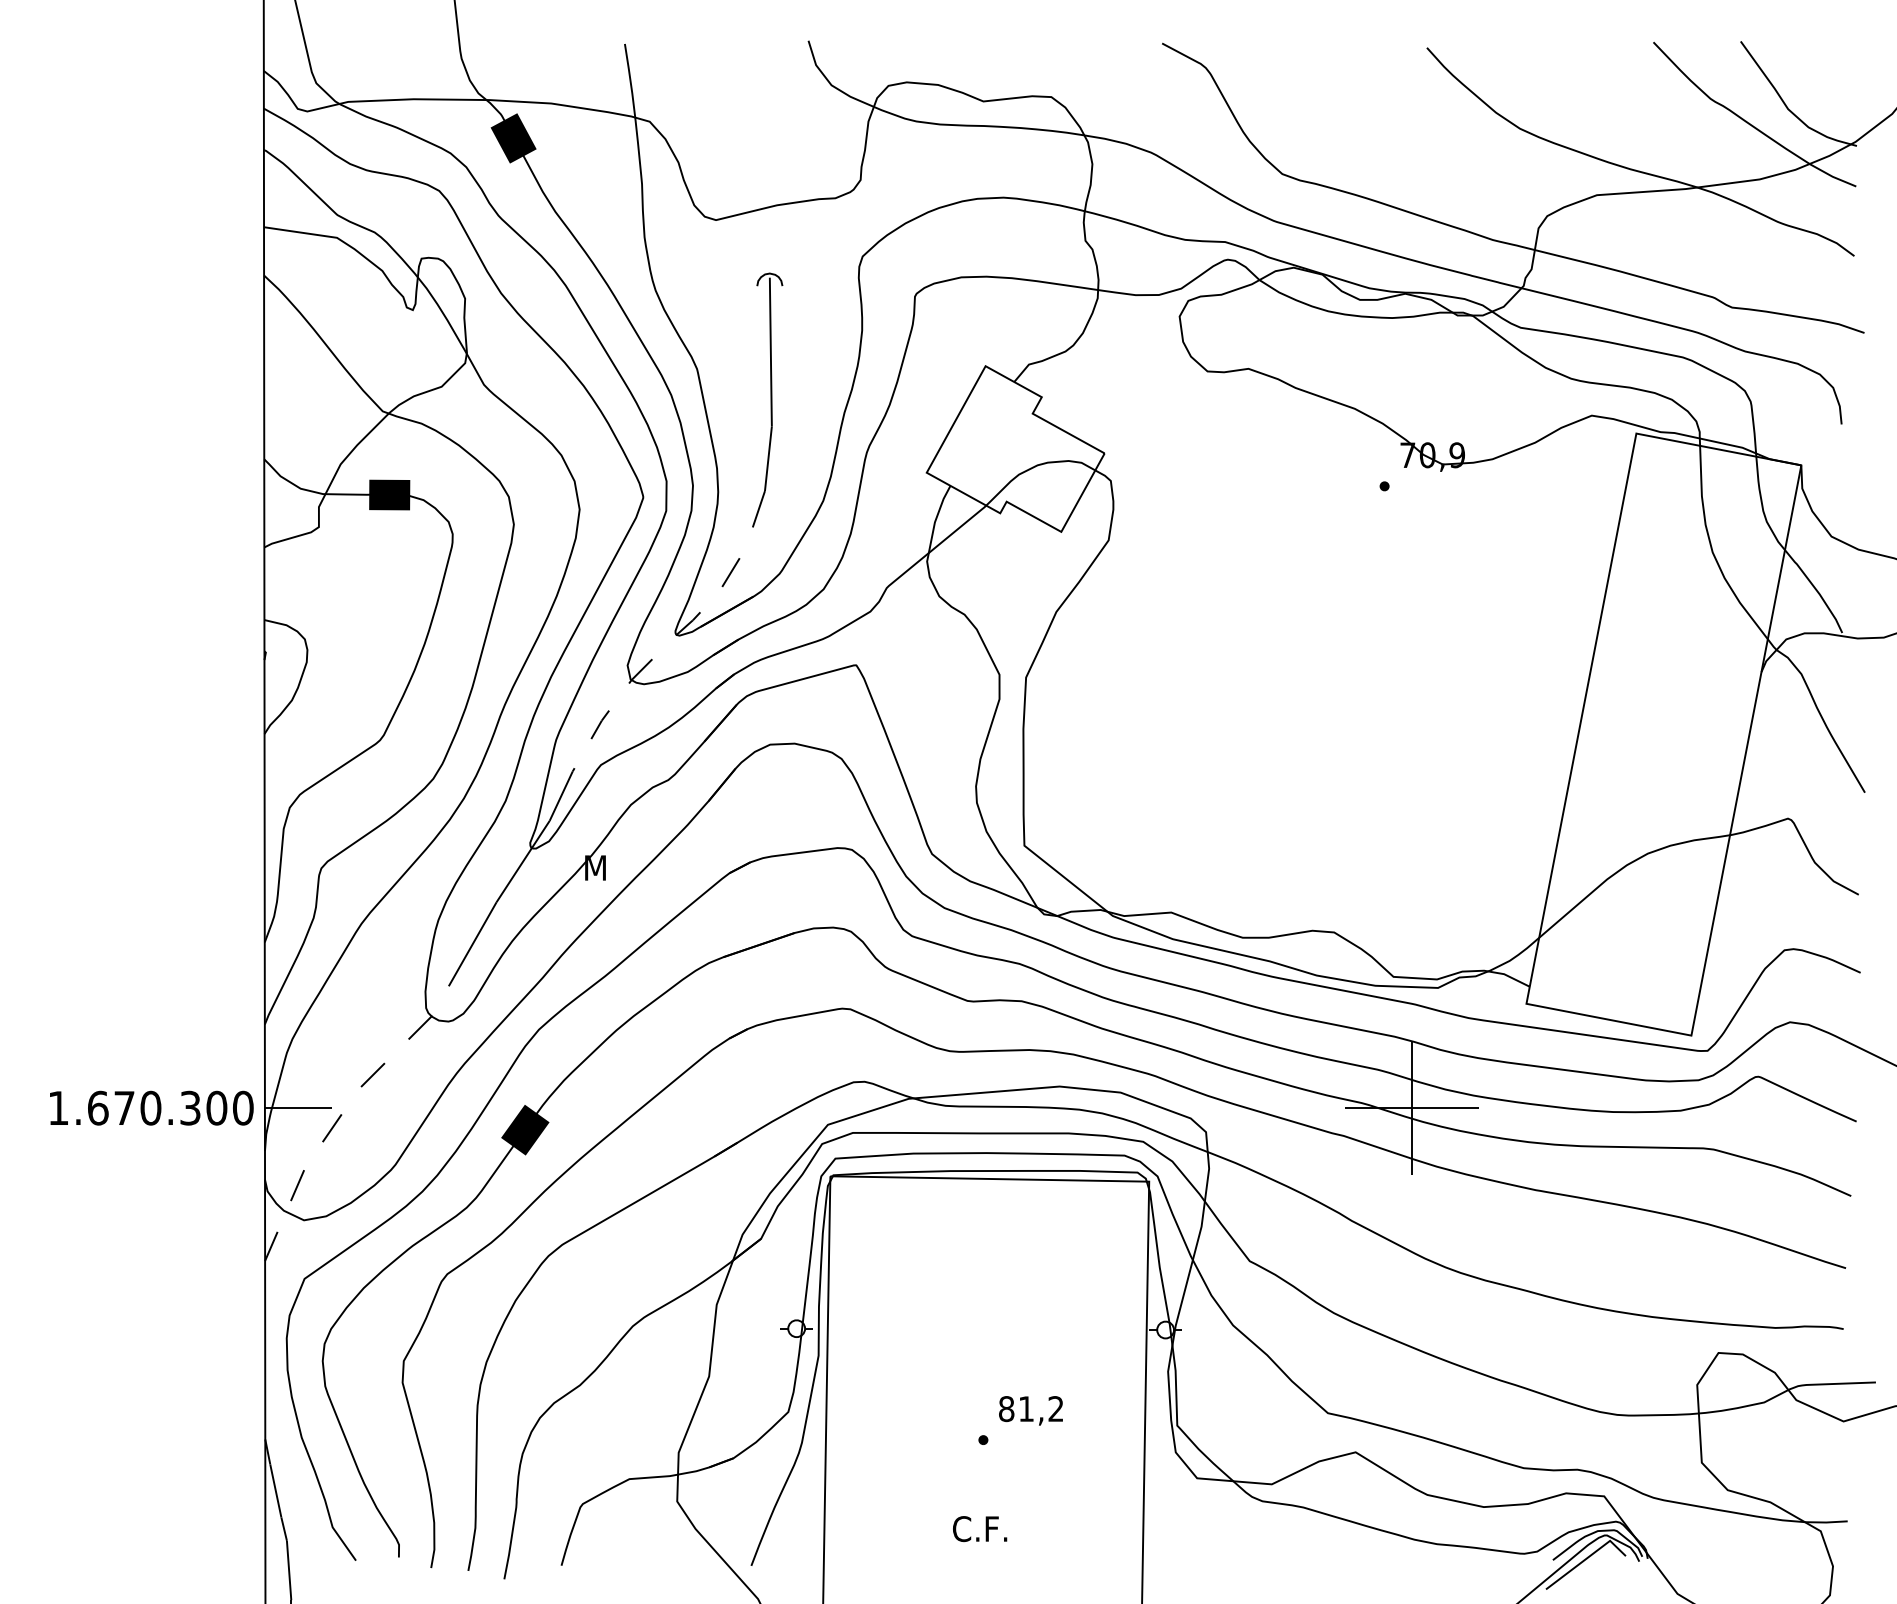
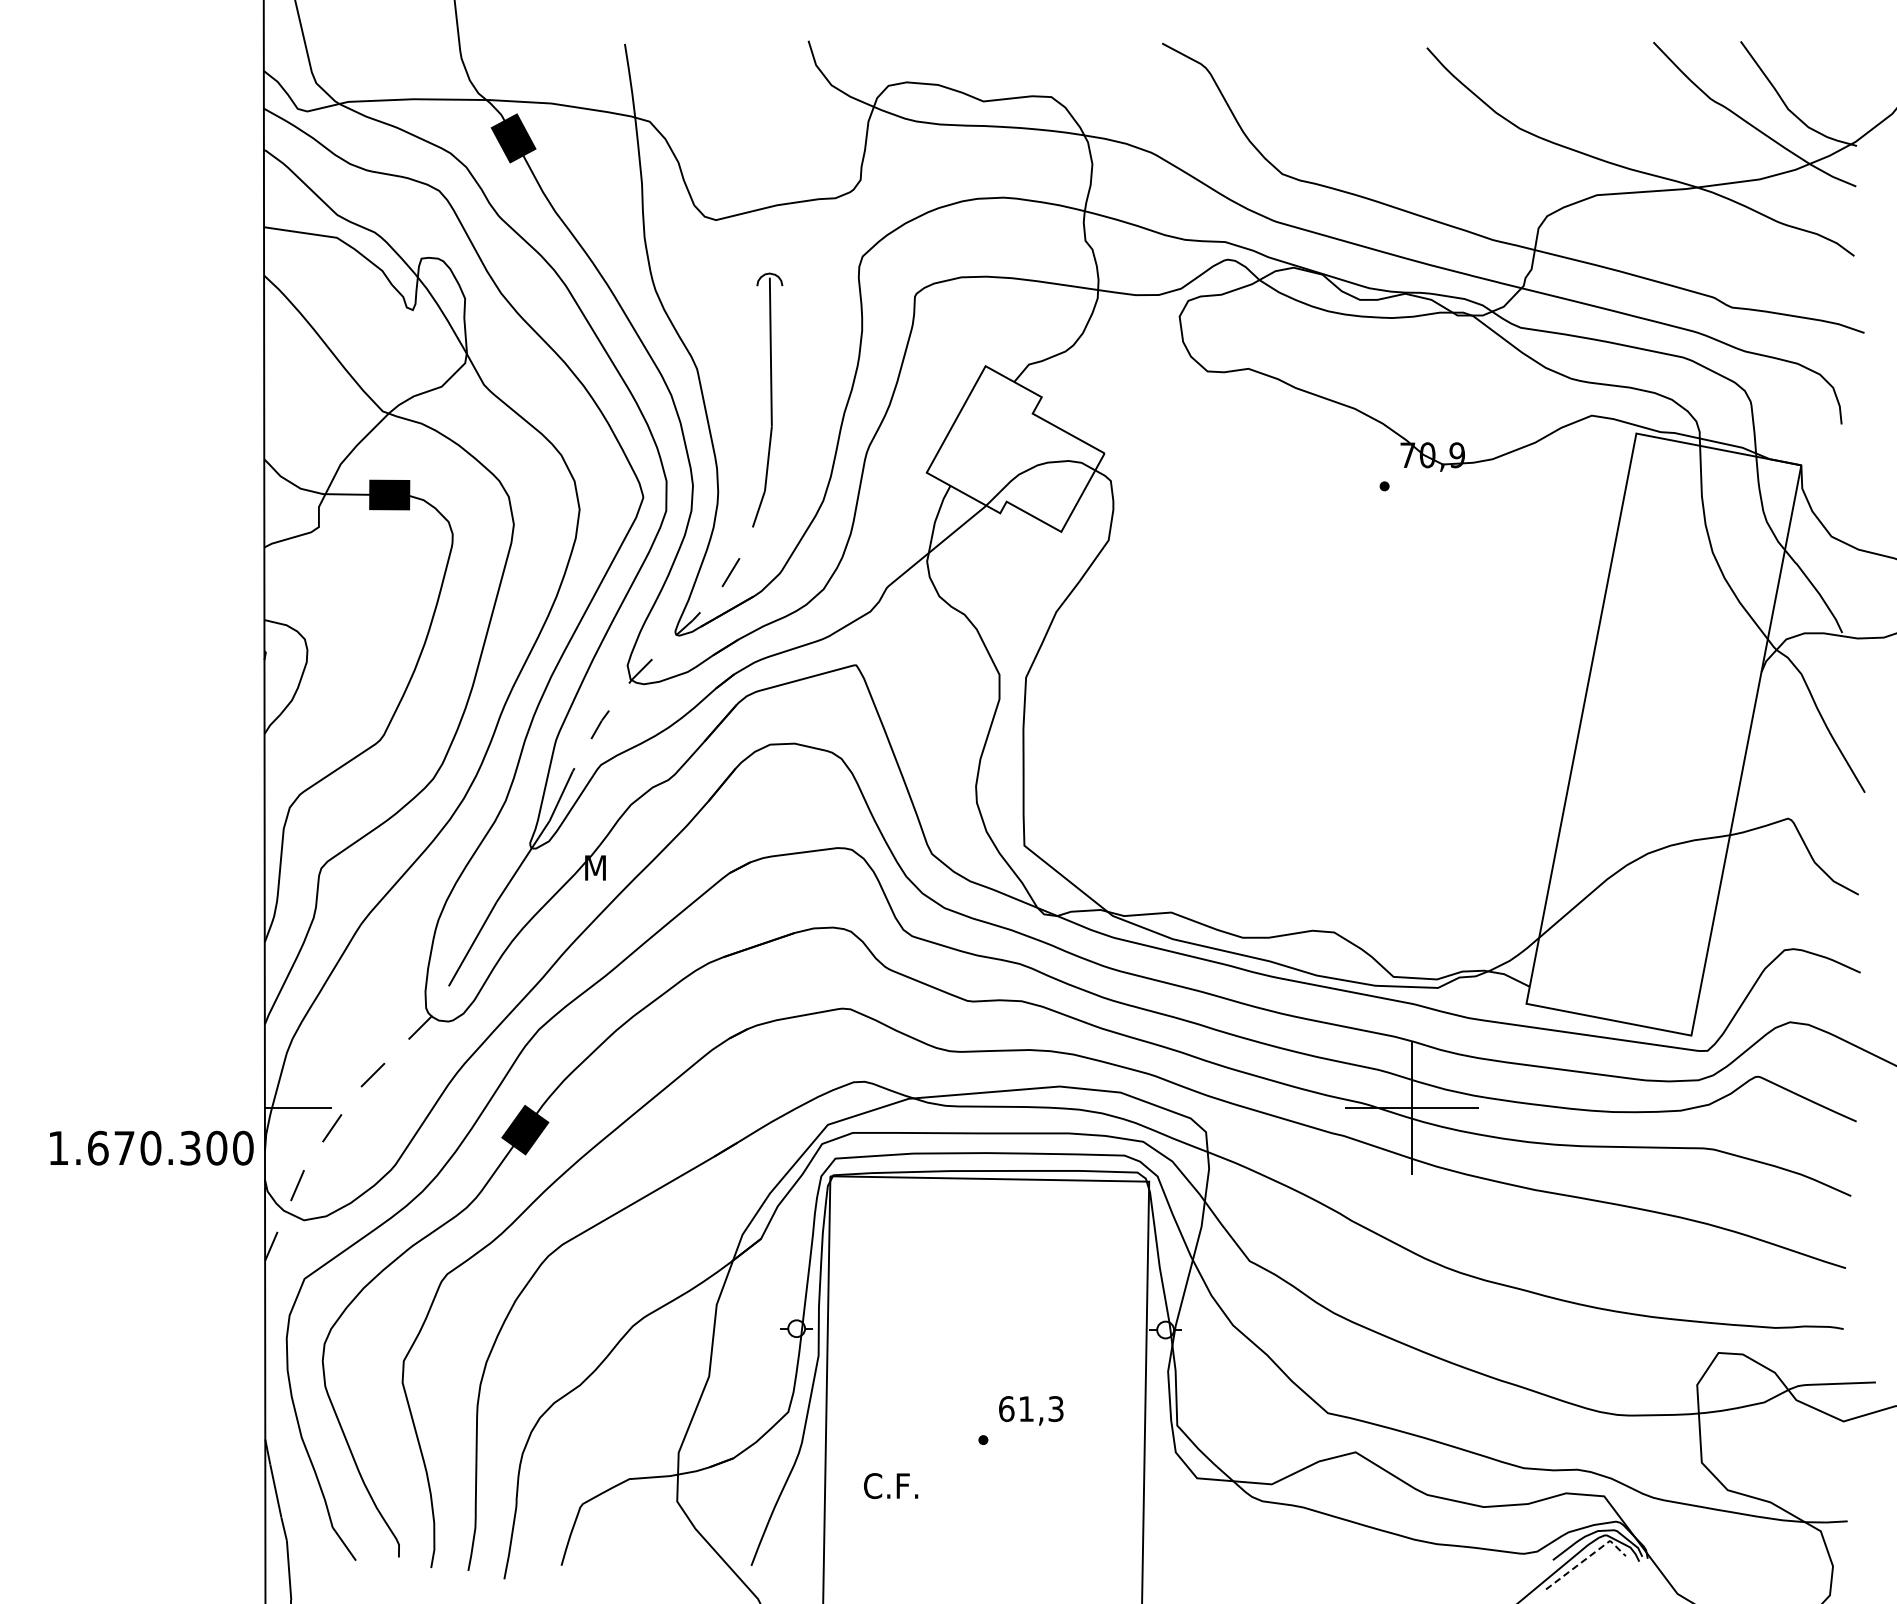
text position: (151, 1107) -> (151, 1147) (151, 1147)
text: 81,2 -> 61,3 (1031, 1409)
text position: (980, 1529) -> (891, 1486) (891, 1486)
line: solid -> dashed (1587, 1557)
